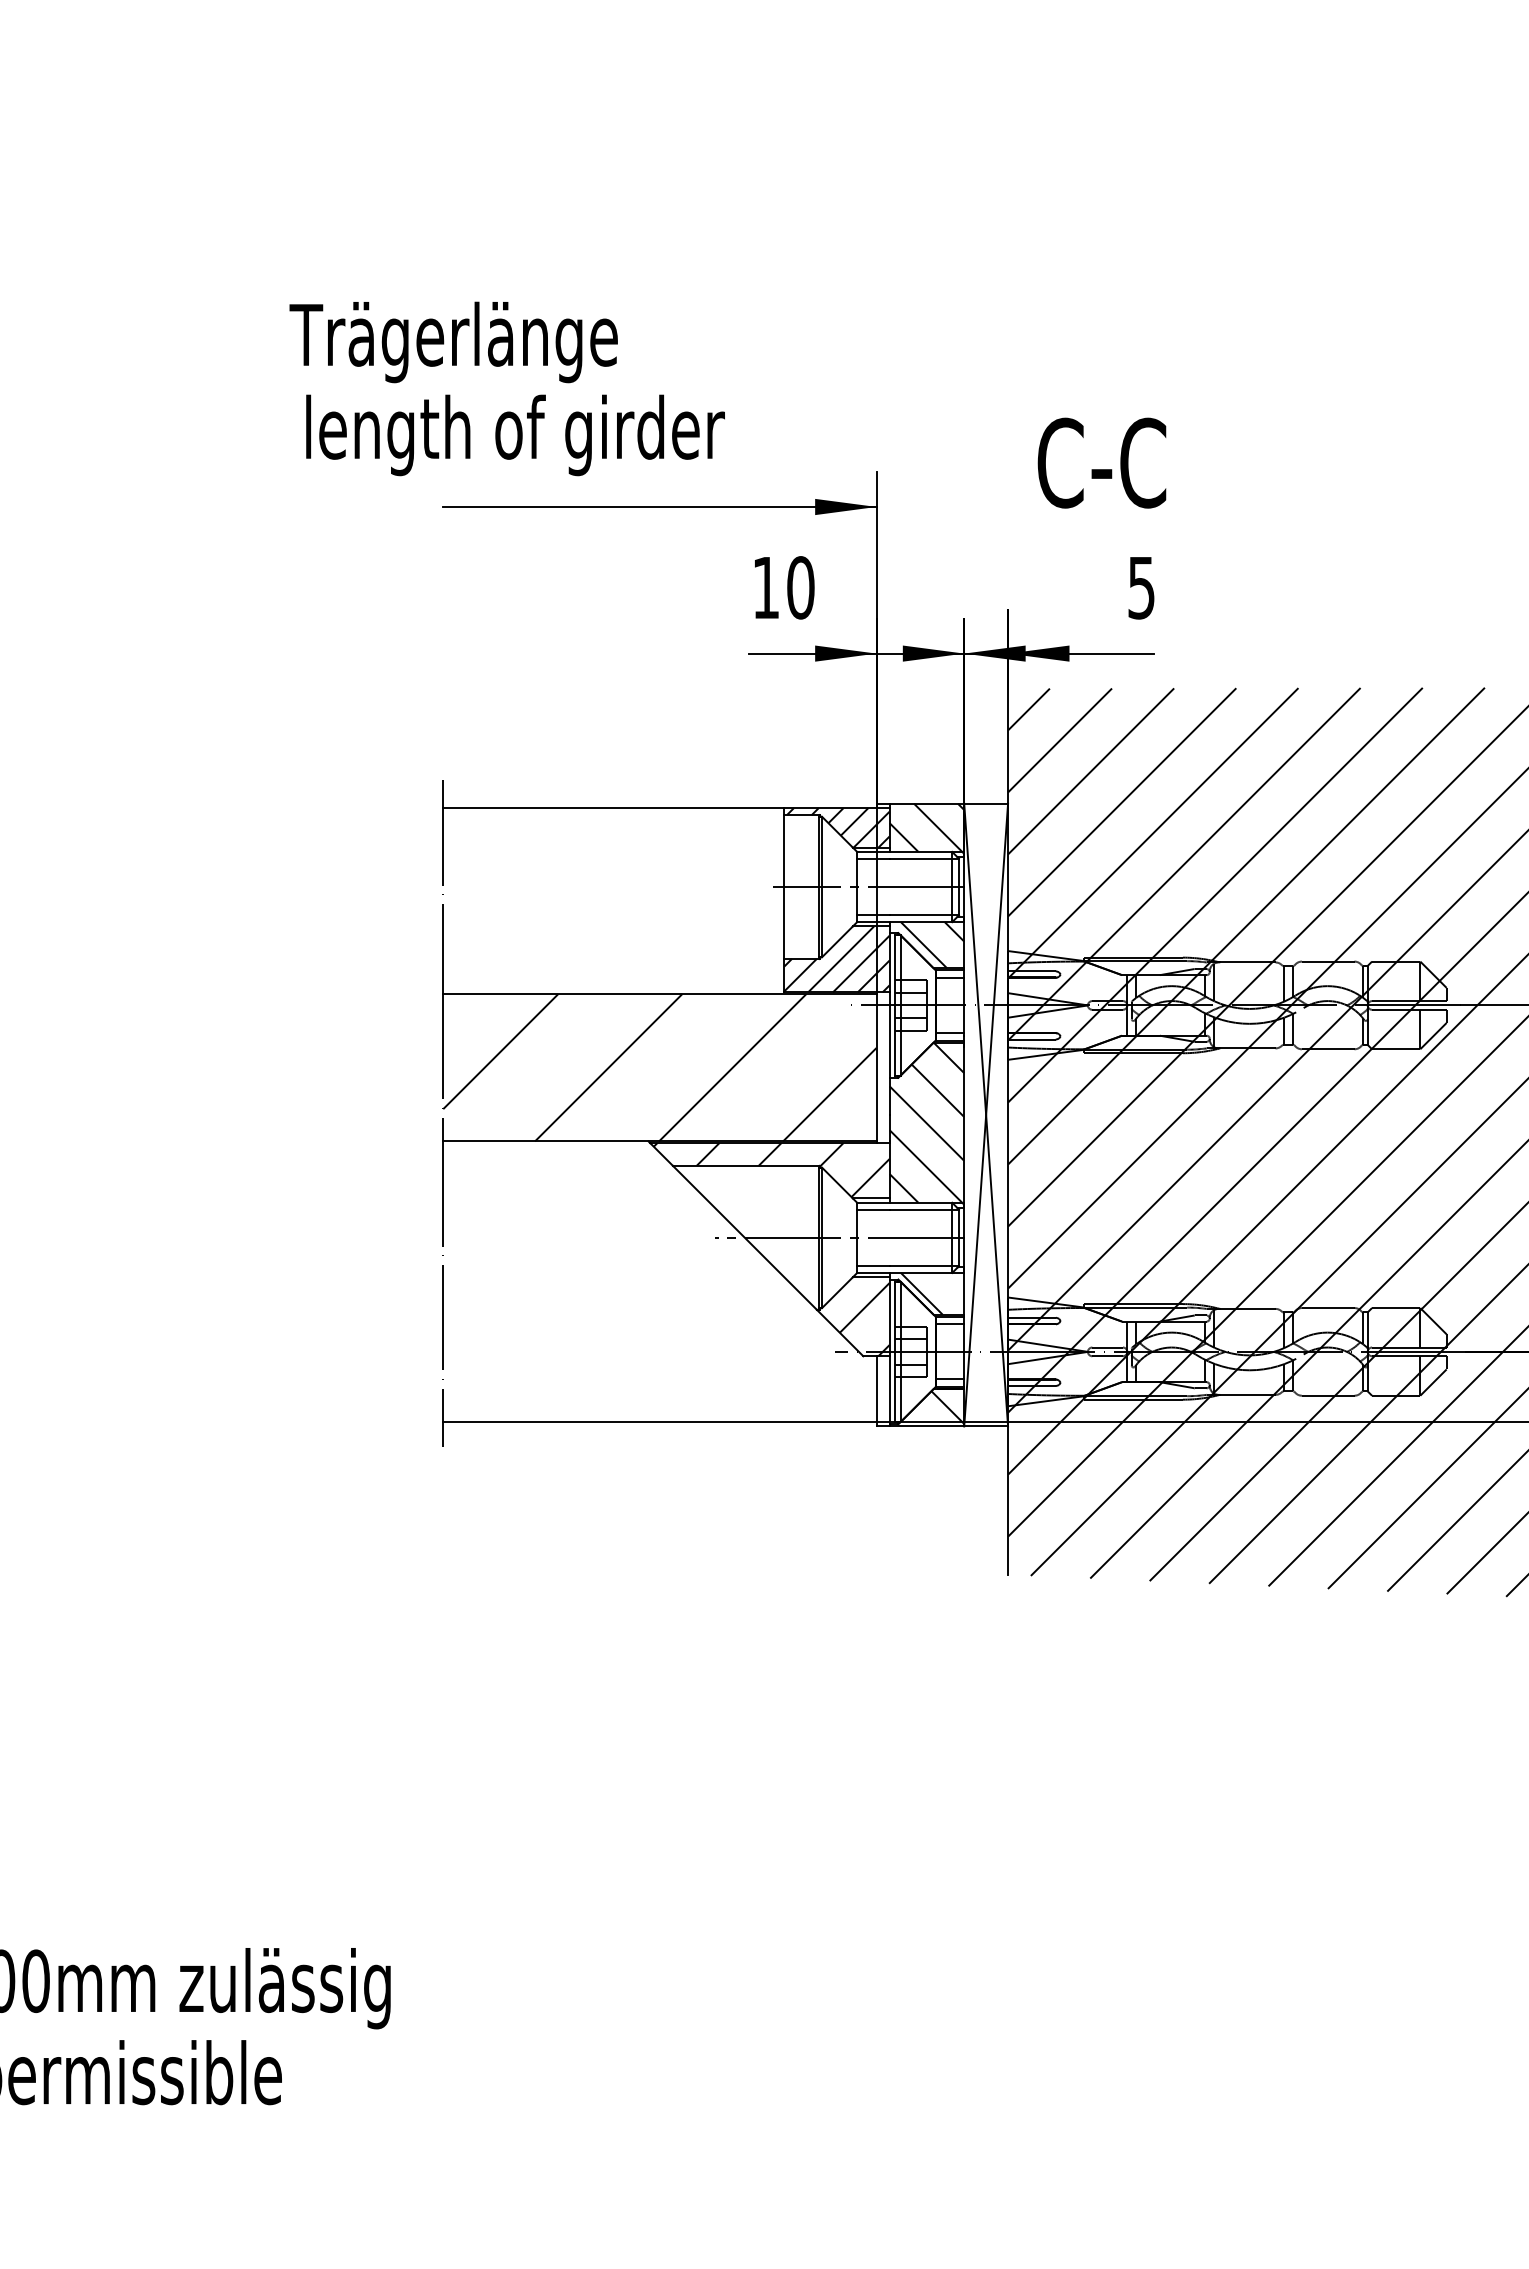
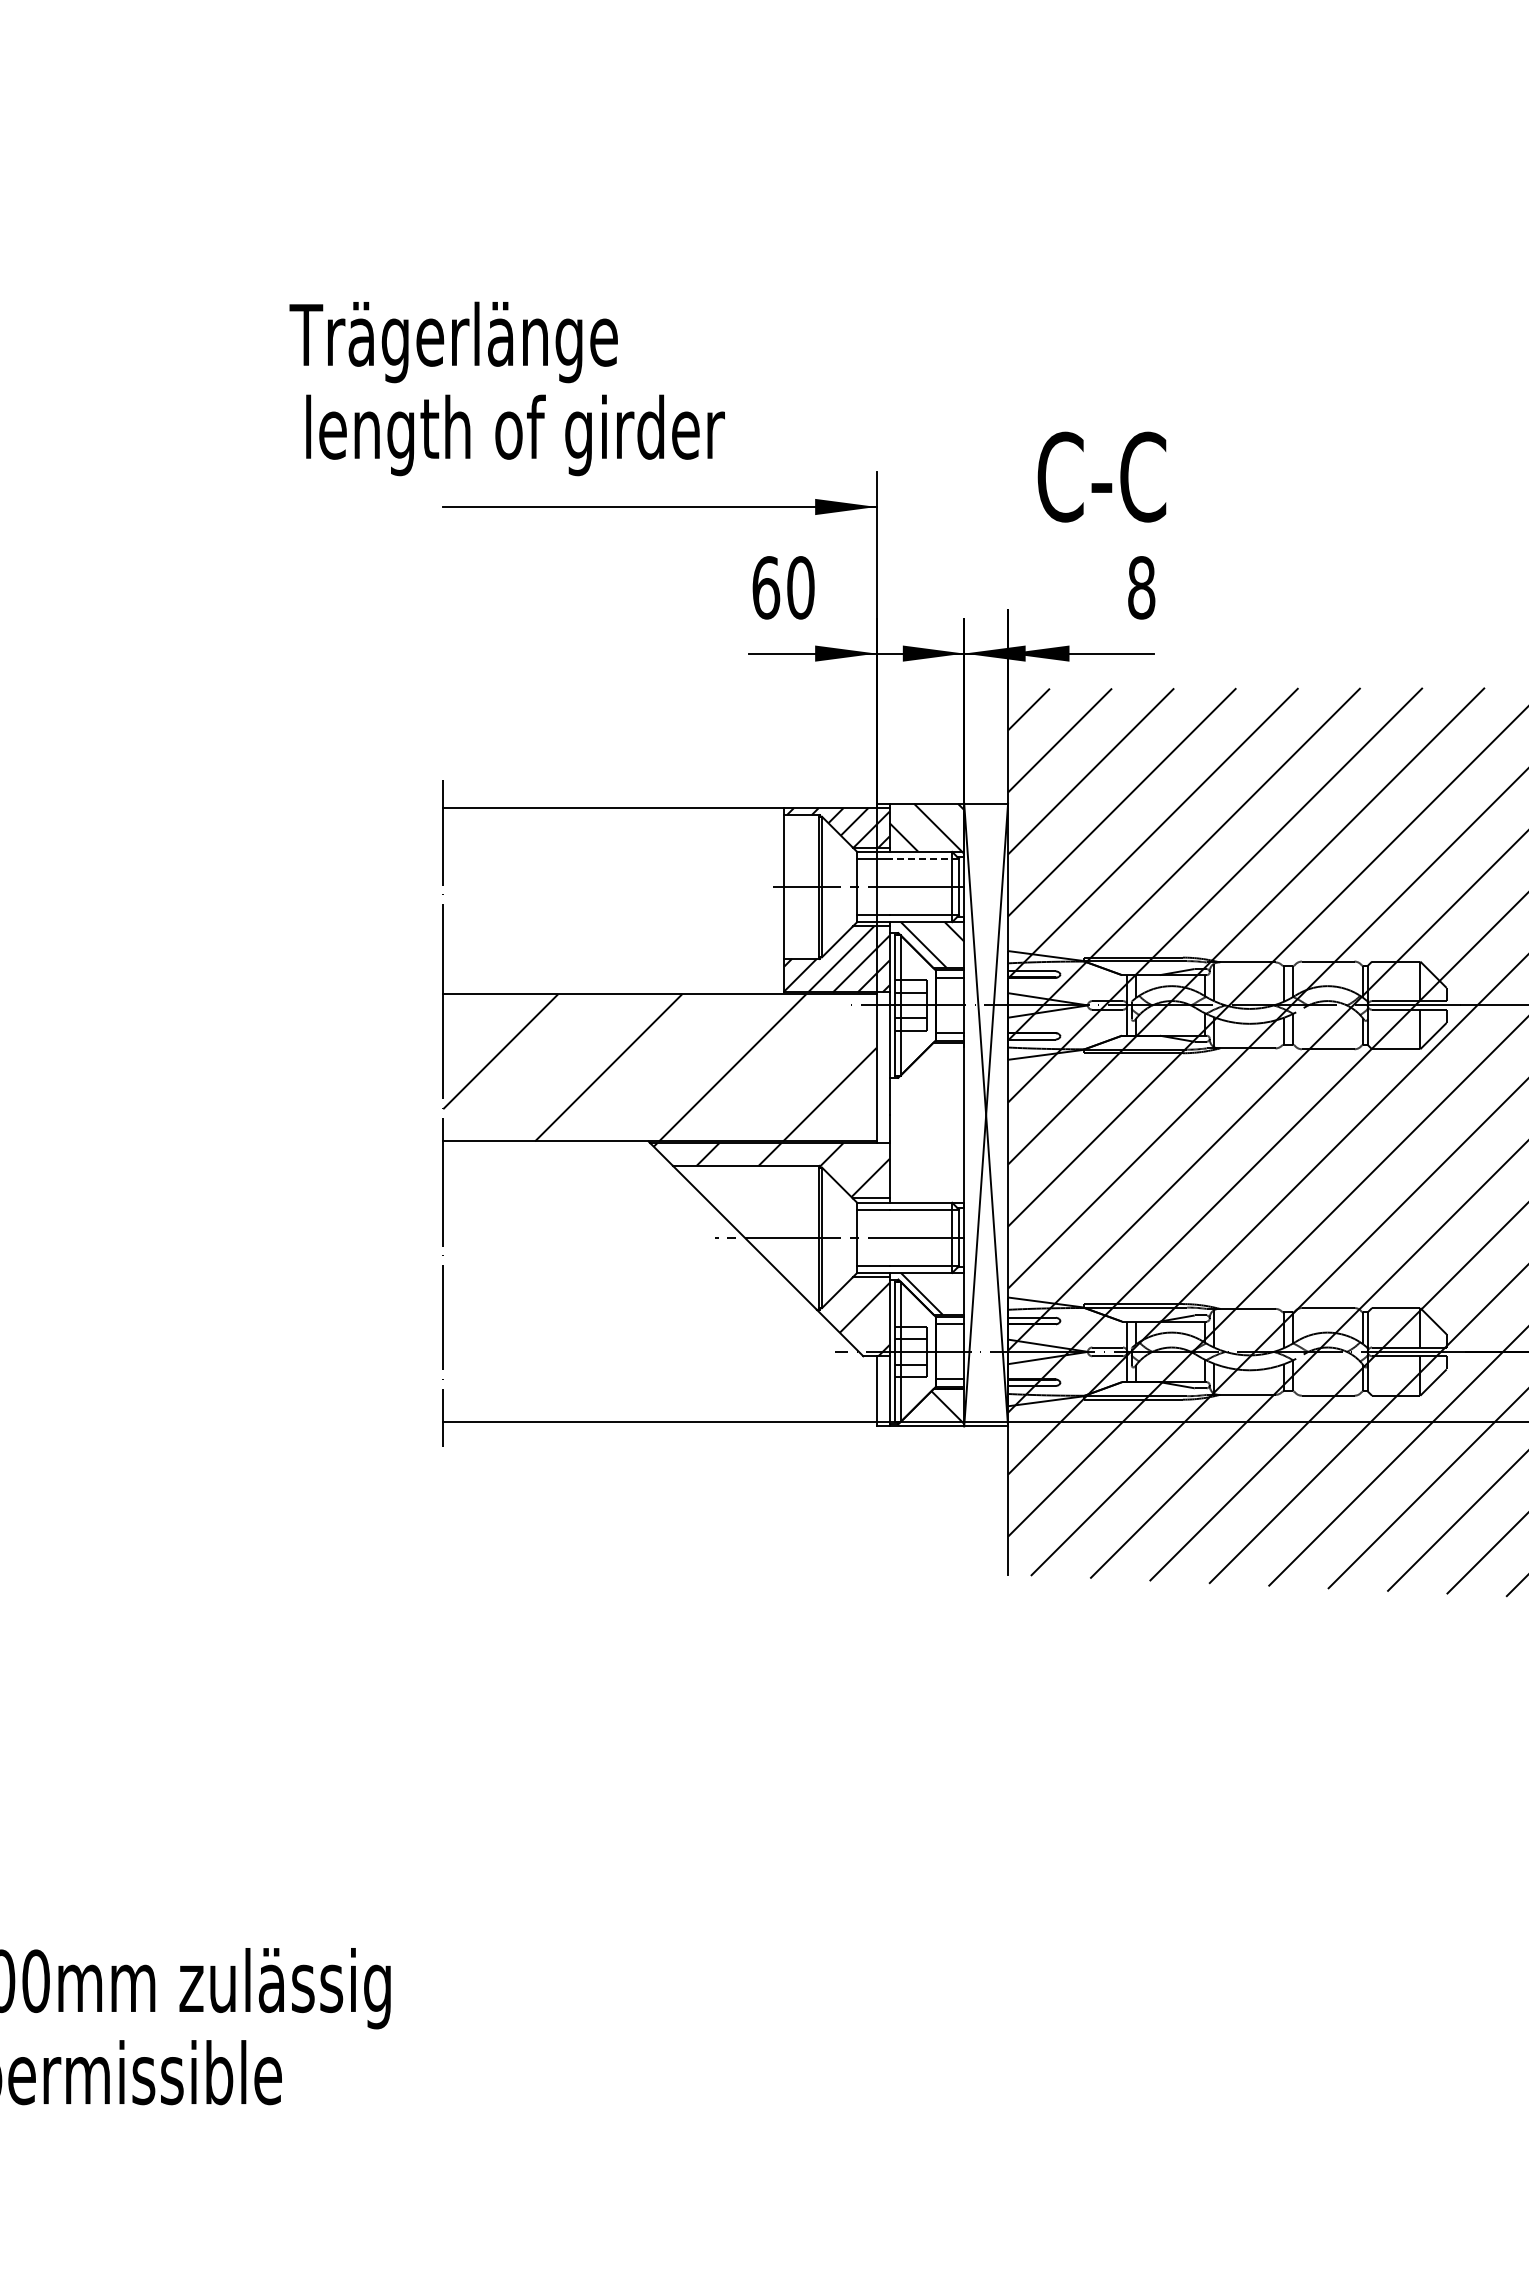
text position: (1101, 462) -> (1101, 476) (1101, 476)
text: 10 -> 60 (766, 587)
text: 5 -> 8 (1141, 587)
line: solid -> dashed (924, 858)
hatch: present -> none (926, 1123)
